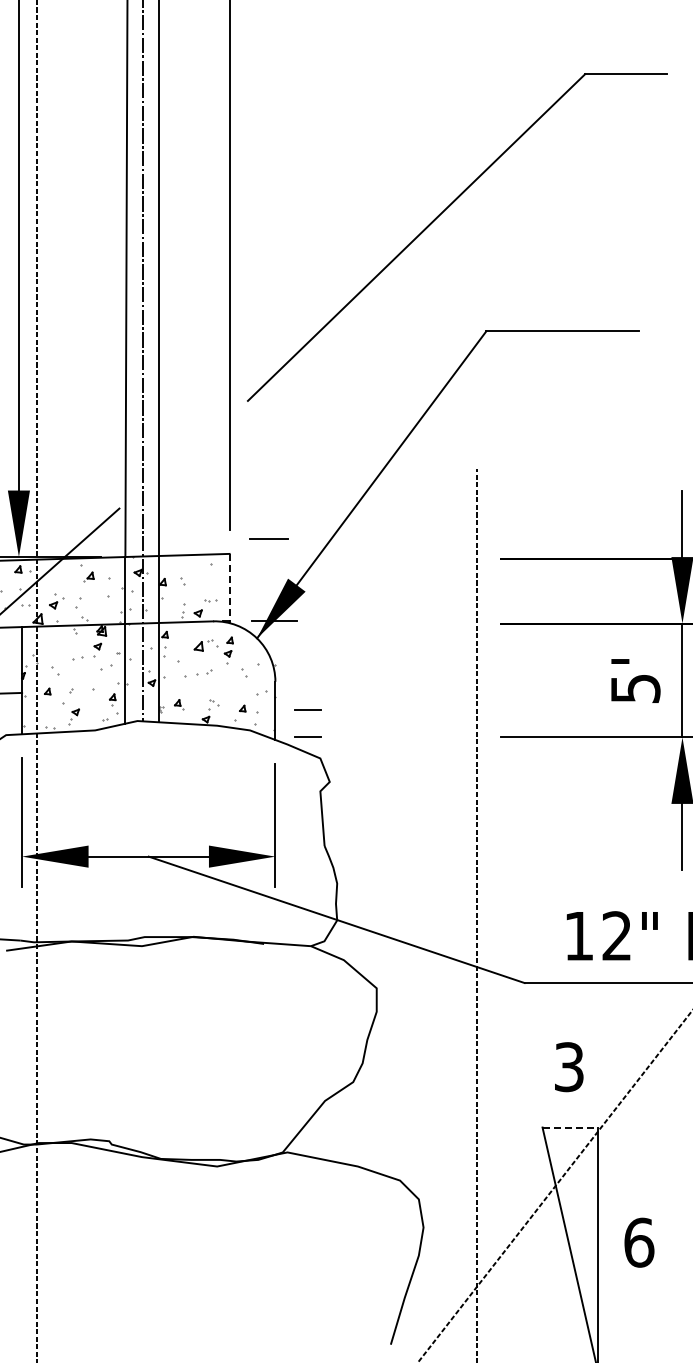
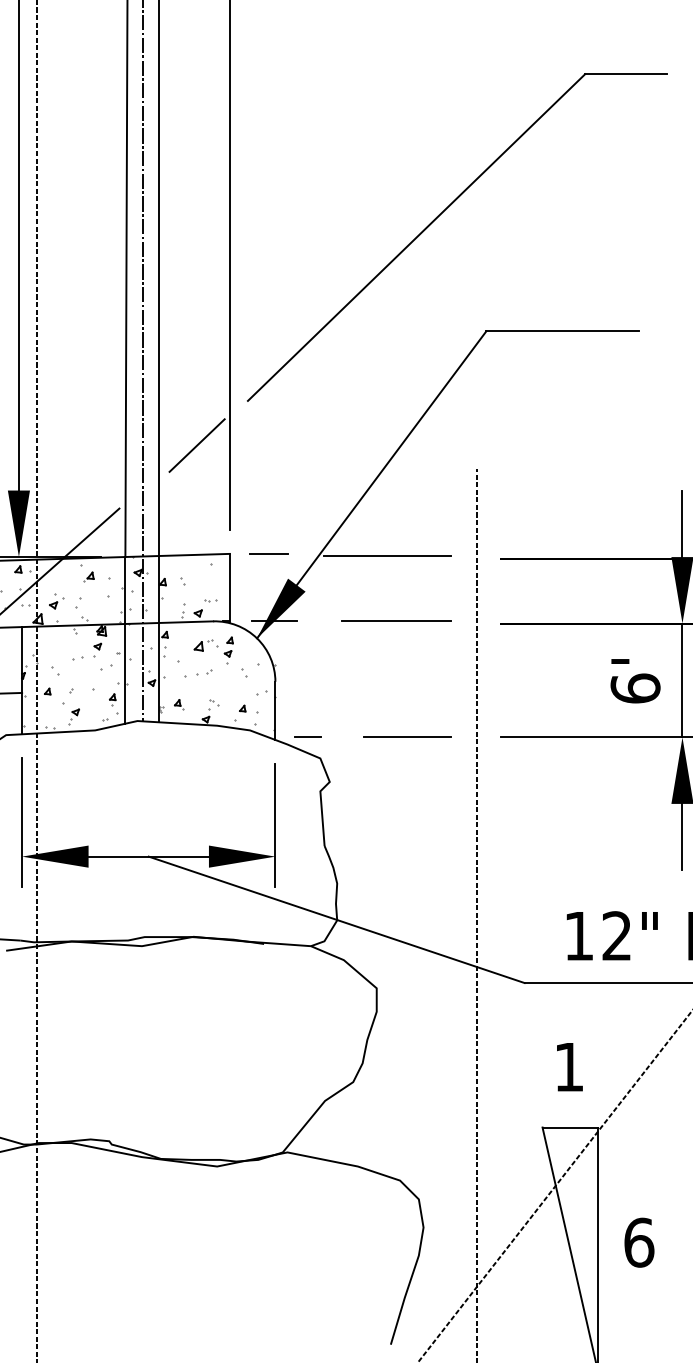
line: none -> present (196, 445)
line position: (268, 538) -> (268, 553) (268, 553)
line: none -> present (387, 556)
line: dashed -> solid (229, 588)
line: none -> present (396, 621)
text: 5' -> 6' (635, 688)
line: present -> none (307, 709)
line: none -> present (407, 736)
text: 3 -> 1 (569, 1067)
line: dashed -> solid (570, 1127)
